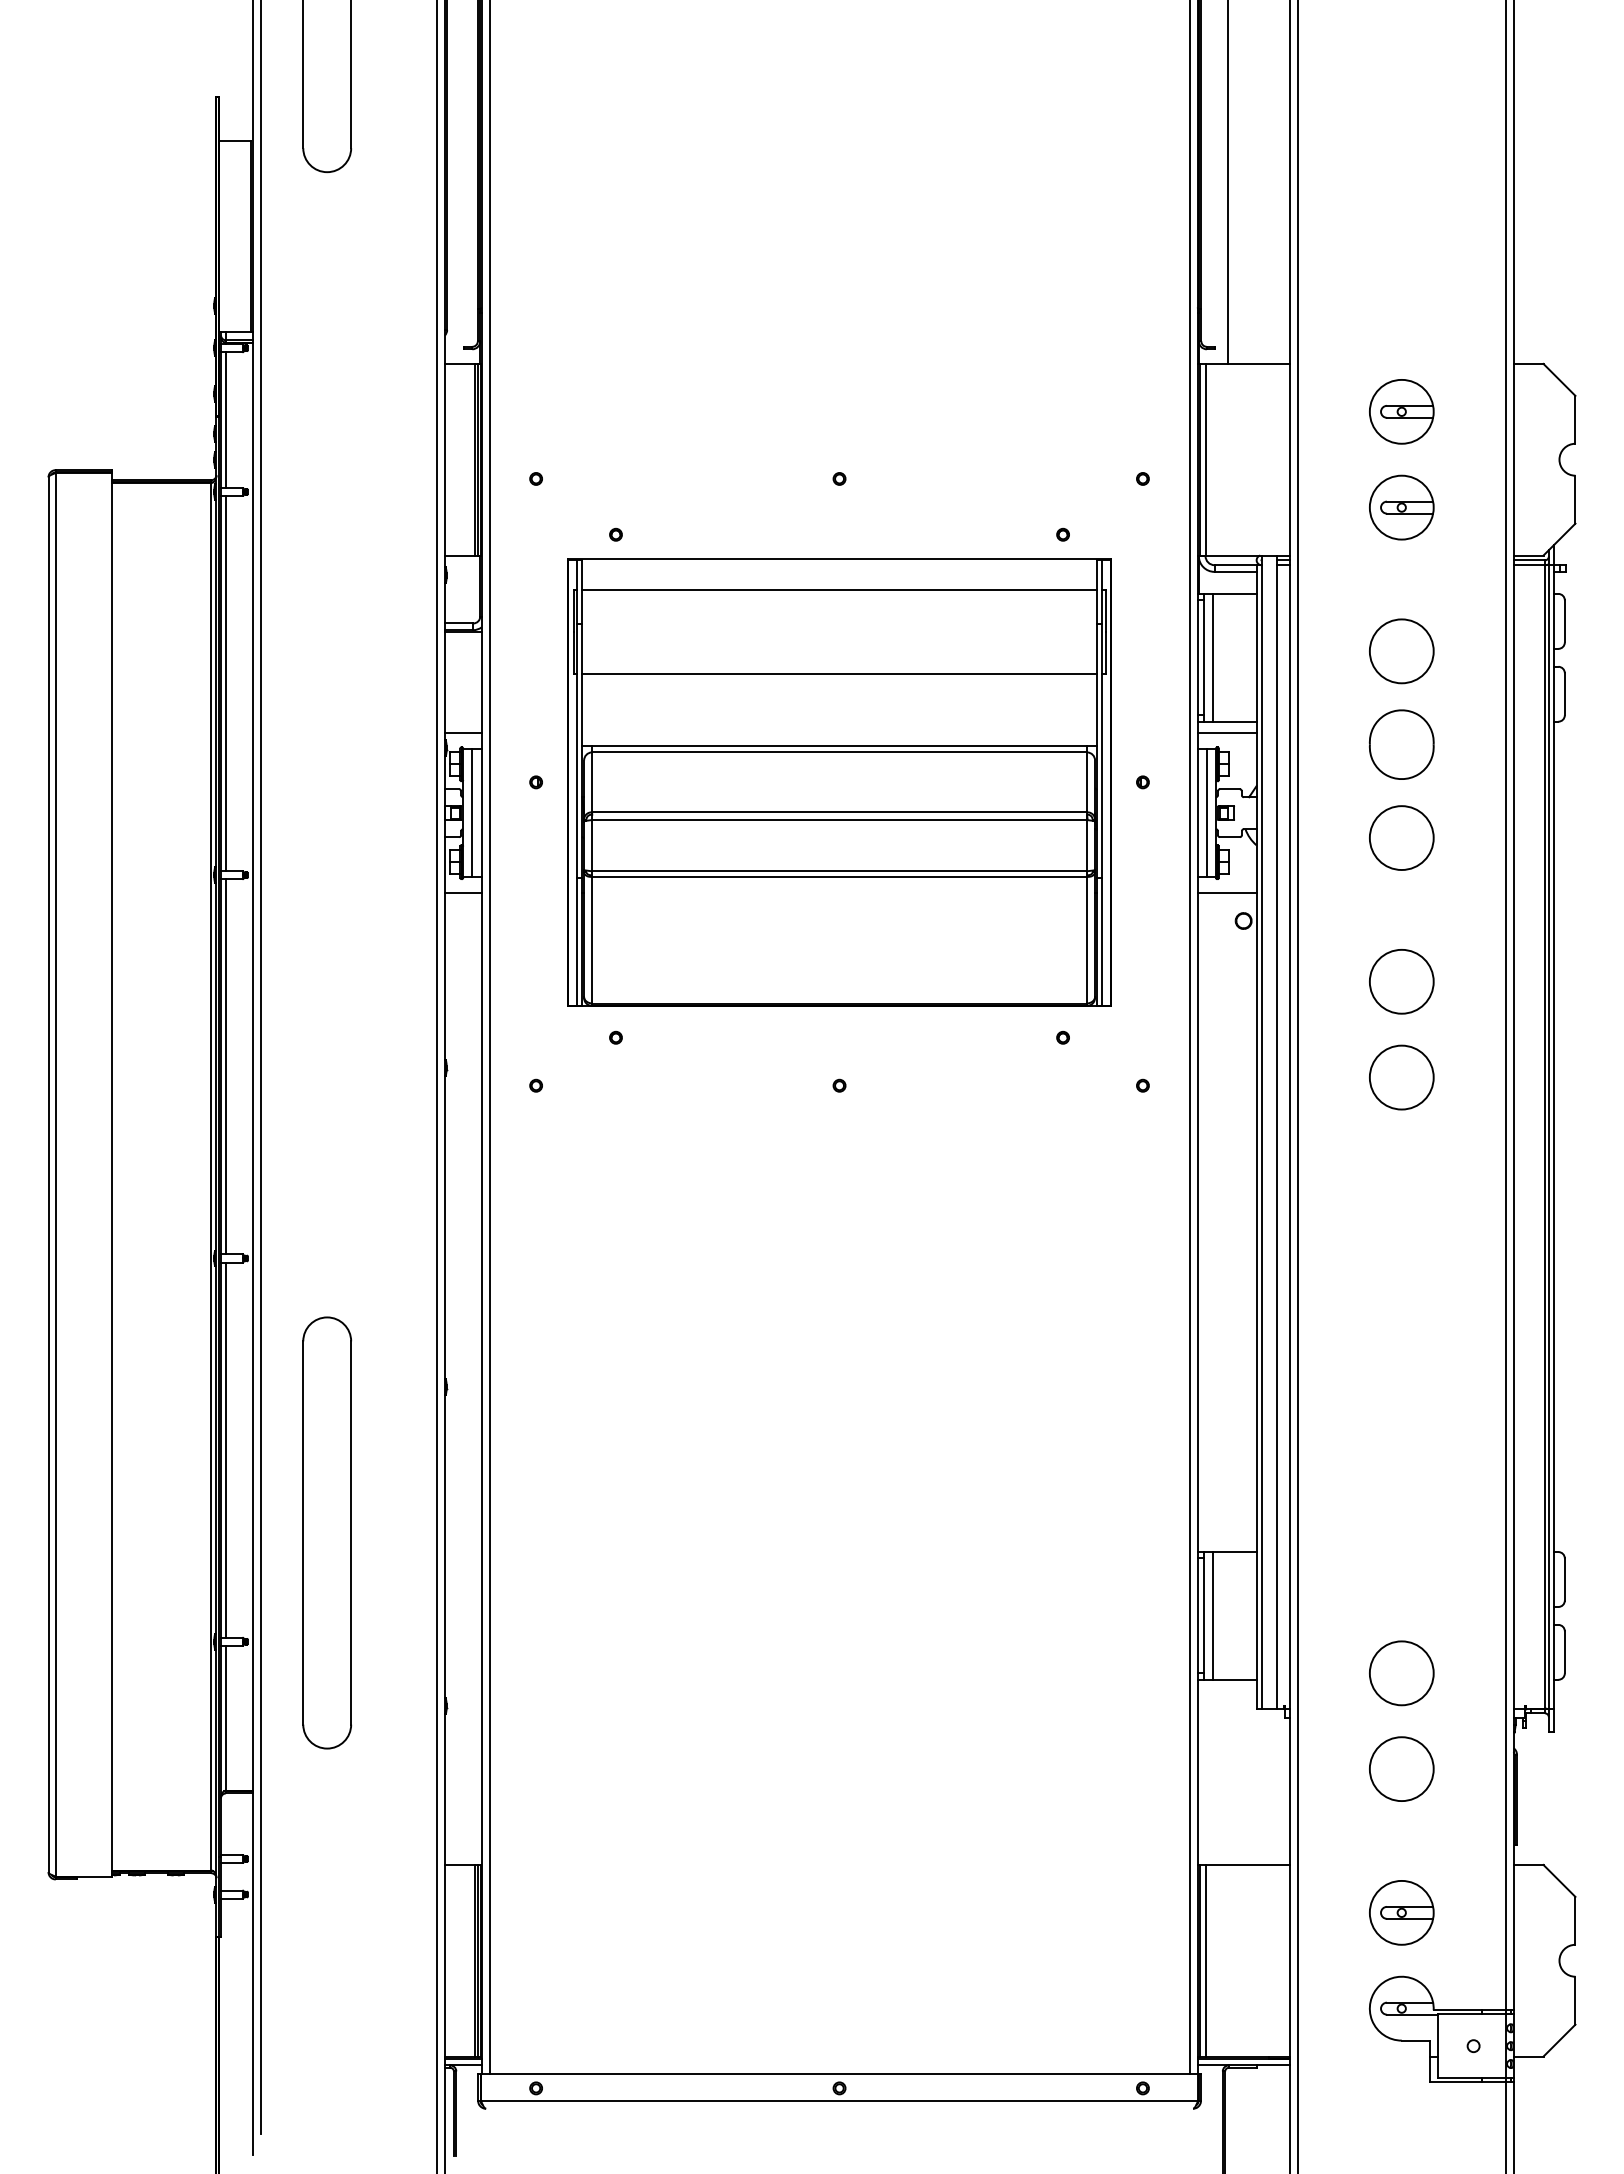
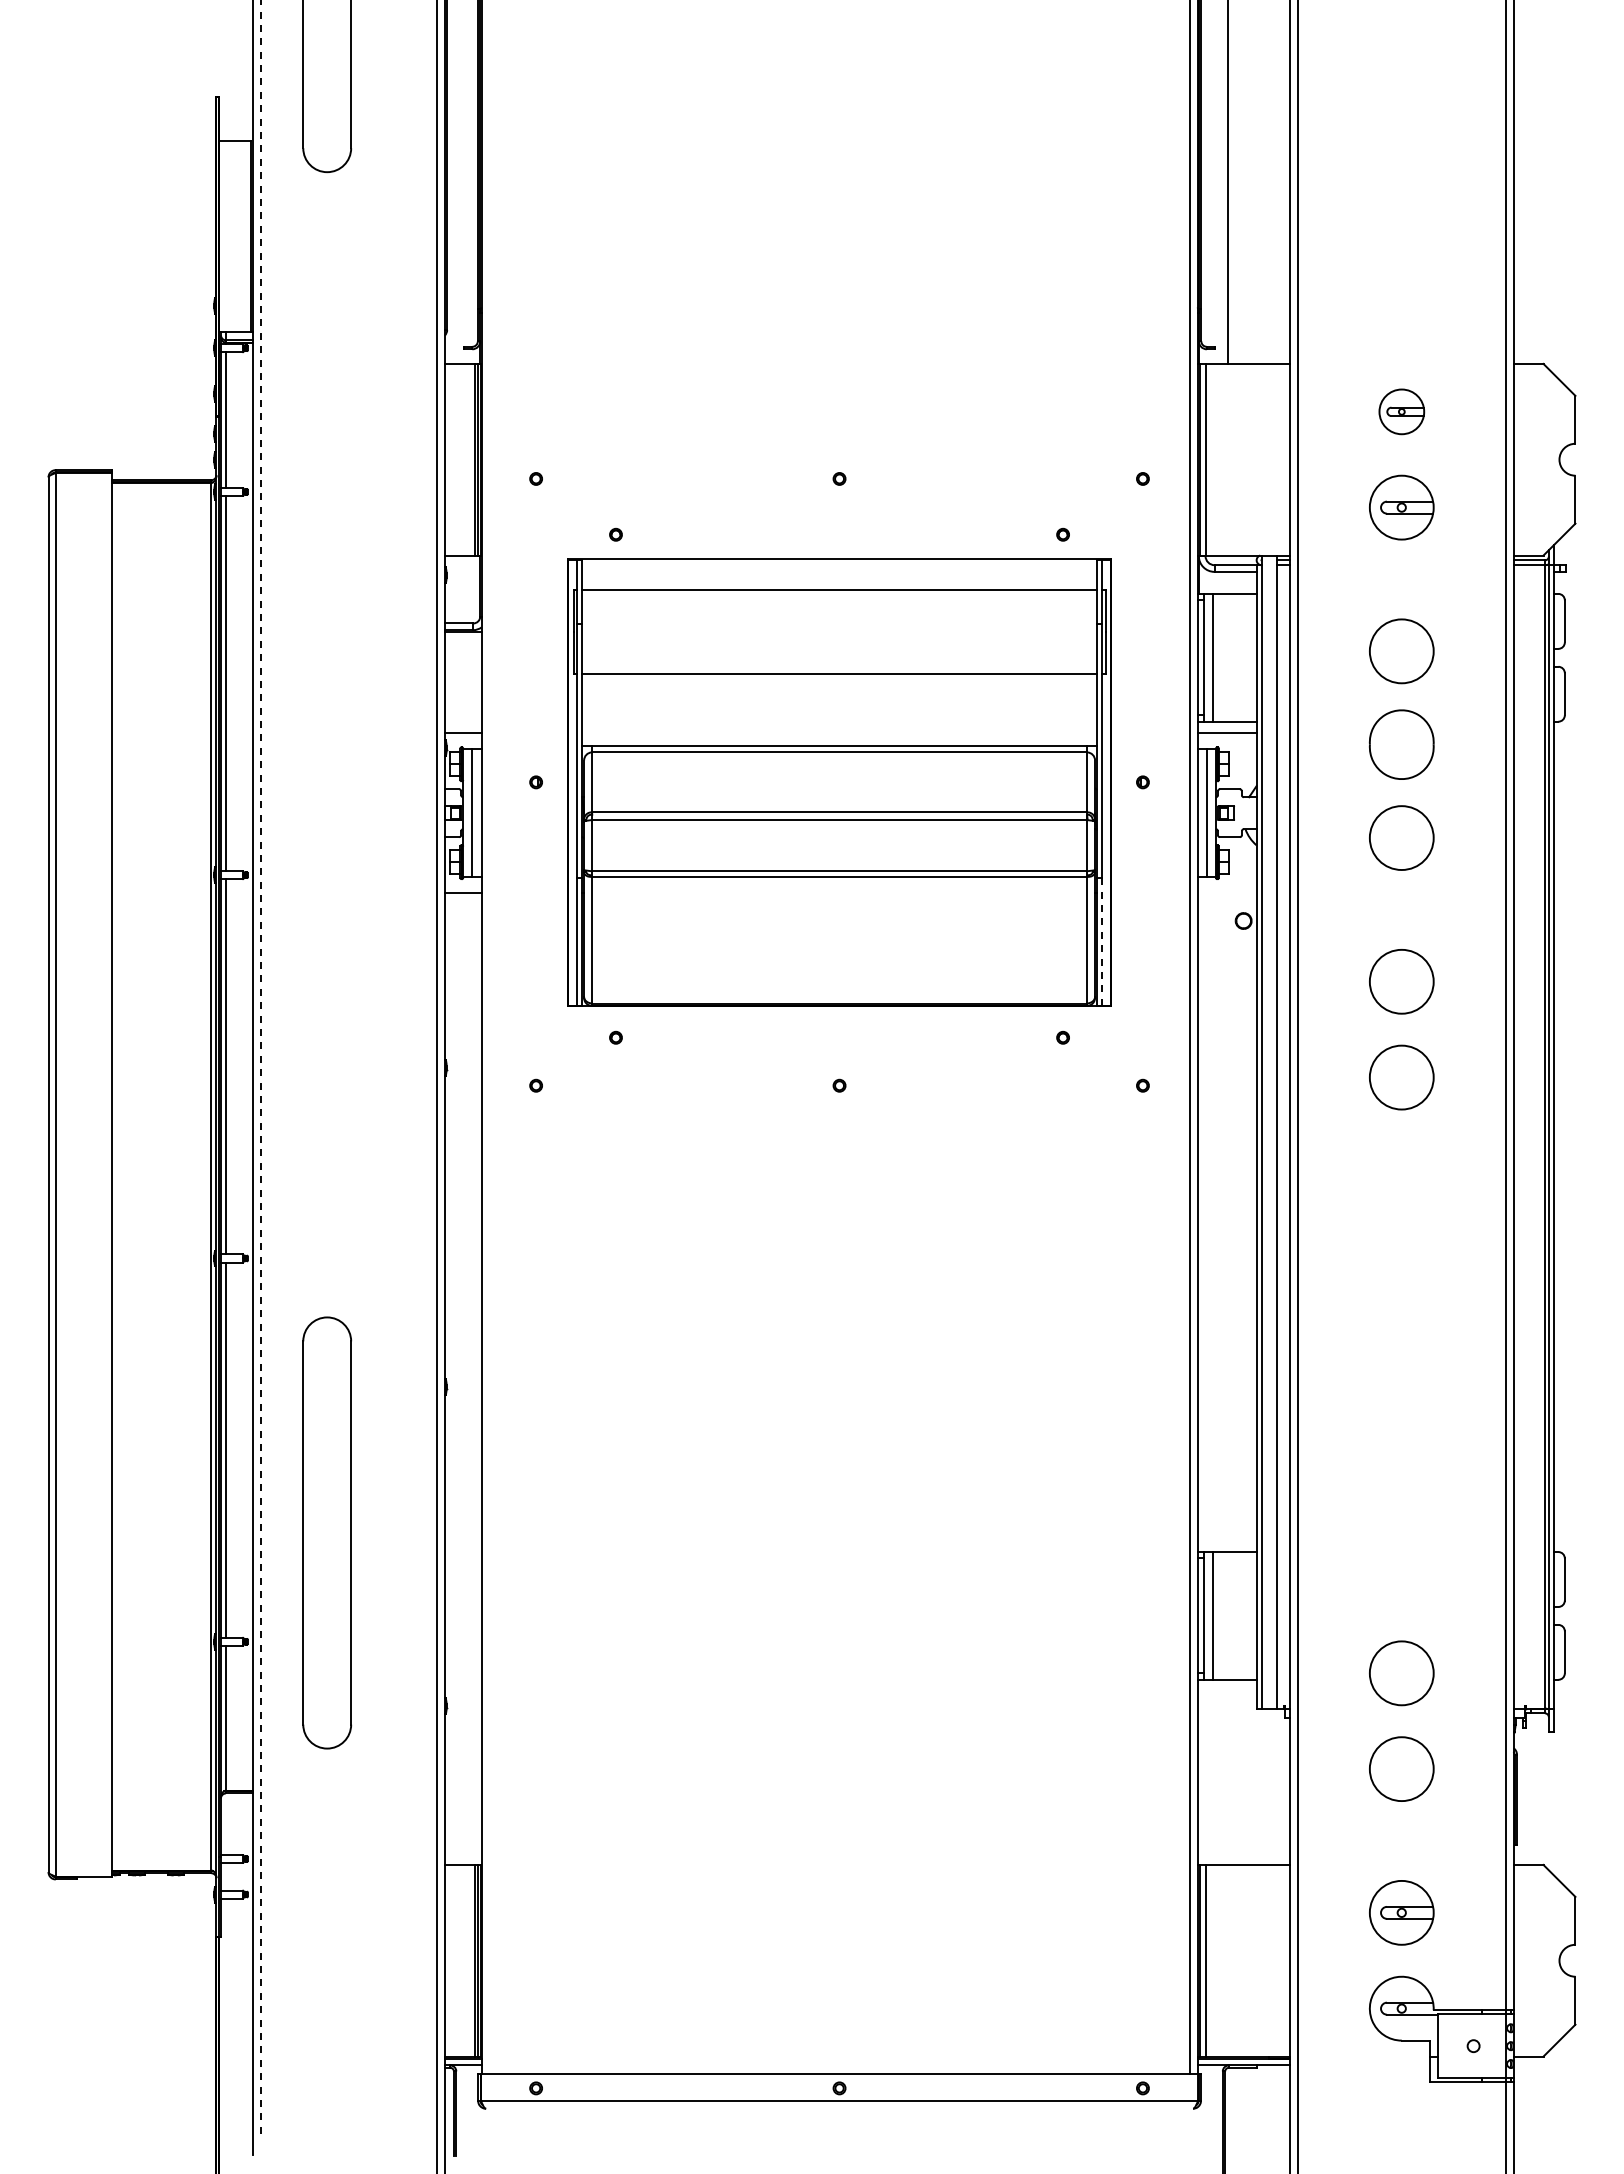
part size: 66x66 px -> 48x48 px (1401, 411)
line: present -> none (1226, 893)
line: solid -> dashed (1101, 942)
line: present -> none (489, 1038)
line: solid -> dashed (261, 1067)
